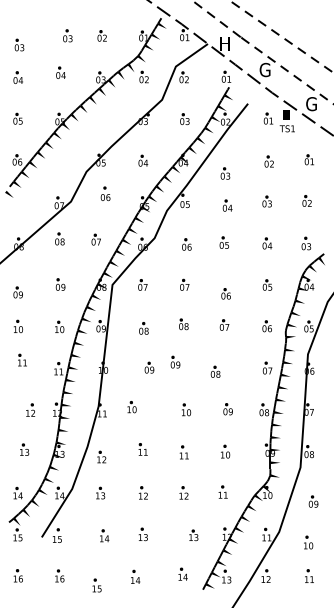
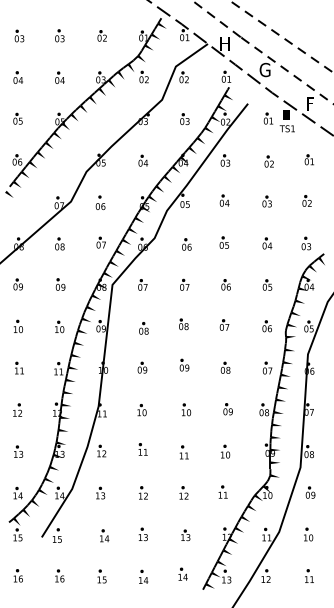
text position: (67, 35) -> (59, 35) (59, 35)
text position: (19, 44) -> (19, 35) (19, 35)
text position: (60, 72) -> (59, 77) (59, 77)
text: G -> F (311, 104)
text position: (225, 173) -> (225, 160) (225, 160)
text position: (105, 193) -> (100, 202) (100, 202)
text position: (227, 205) -> (224, 200) (224, 200)
text position: (59, 238) -> (59, 243) (59, 243)
text position: (95, 239) -> (100, 242) (100, 242)
text position: (17, 292) -> (17, 284) (17, 284)
text position: (225, 293) -> (225, 284) (225, 284)
text position: (22, 359) -> (19, 367) (19, 367)
text position: (175, 361) -> (184, 364) (184, 364)
text position: (149, 367) -> (142, 367) (142, 367)
text position: (215, 371) -> (225, 367) (225, 367)
text position: (131, 407) -> (141, 410) (141, 410)
text position: (30, 409) -> (17, 409) (17, 409)
text position: (24, 449) -> (18, 451) (18, 451)
text position: (101, 456) -> (101, 450) (101, 450)
text position: (313, 501) -> (310, 492) (310, 492)
text position: (193, 535) -> (185, 535) (185, 535)
text position: (308, 542) -> (308, 534) (308, 534)
text position: (135, 576) -> (143, 576) (143, 576)
text position: (96, 585) -> (101, 576) (101, 576)
